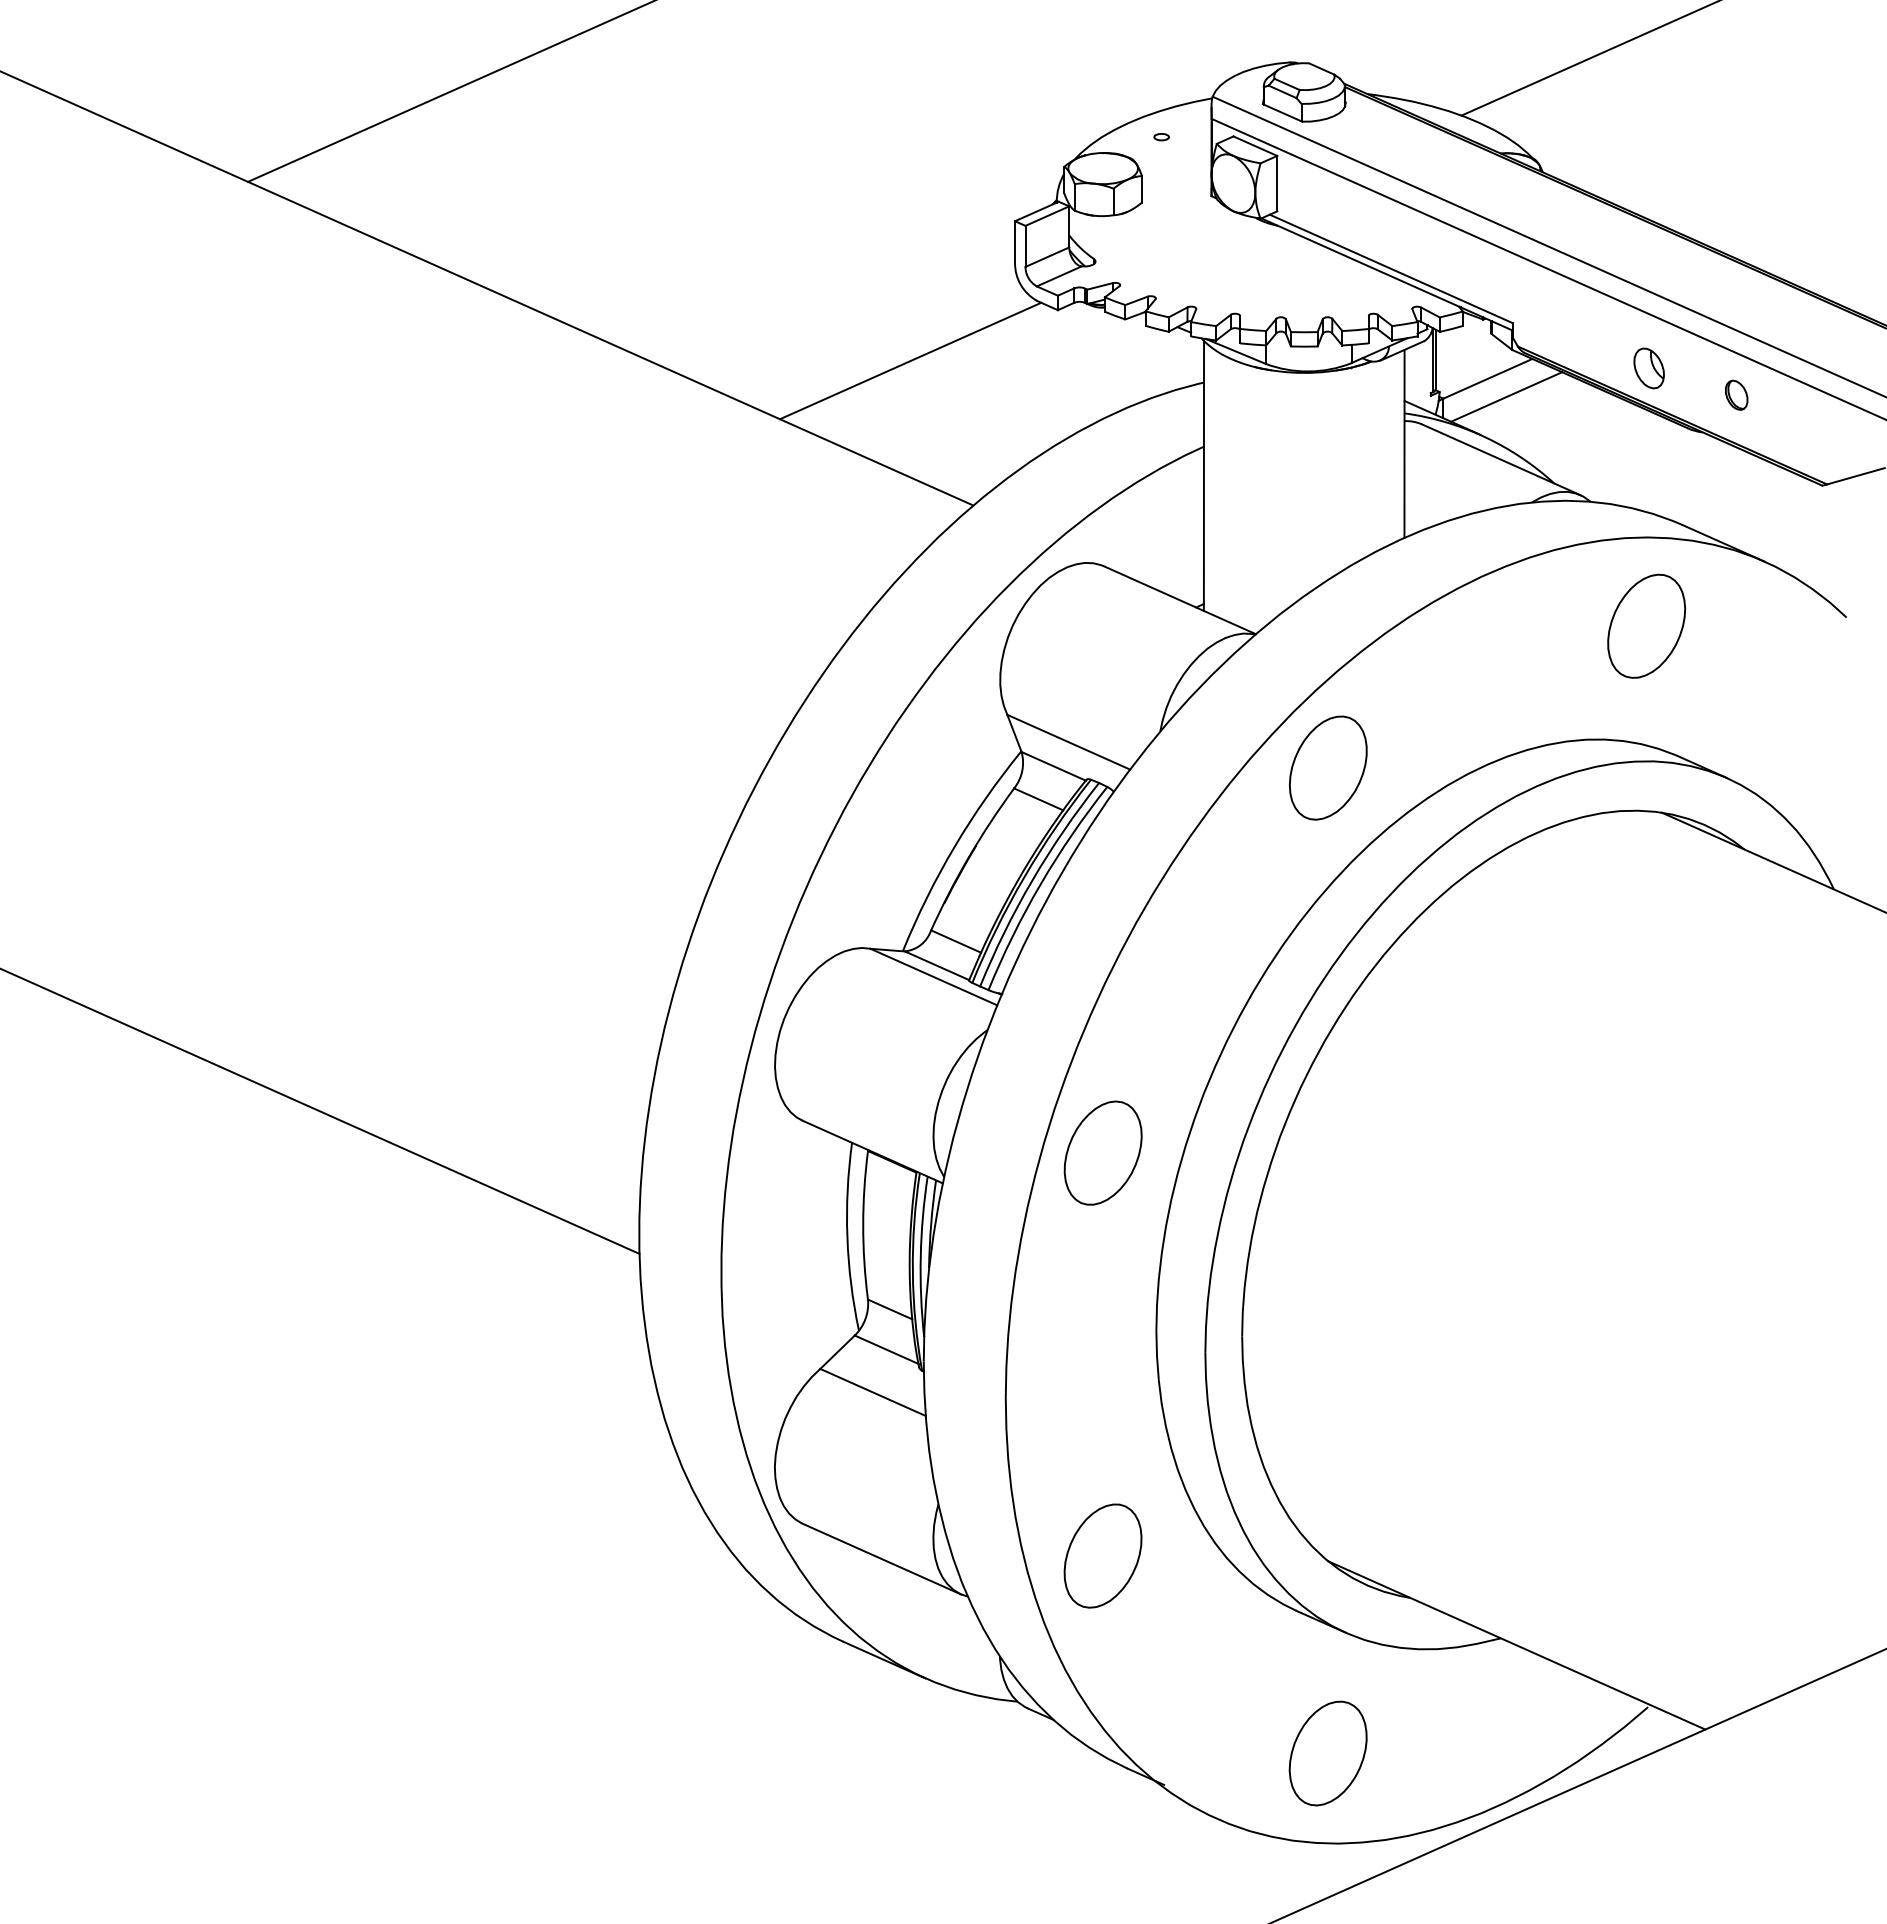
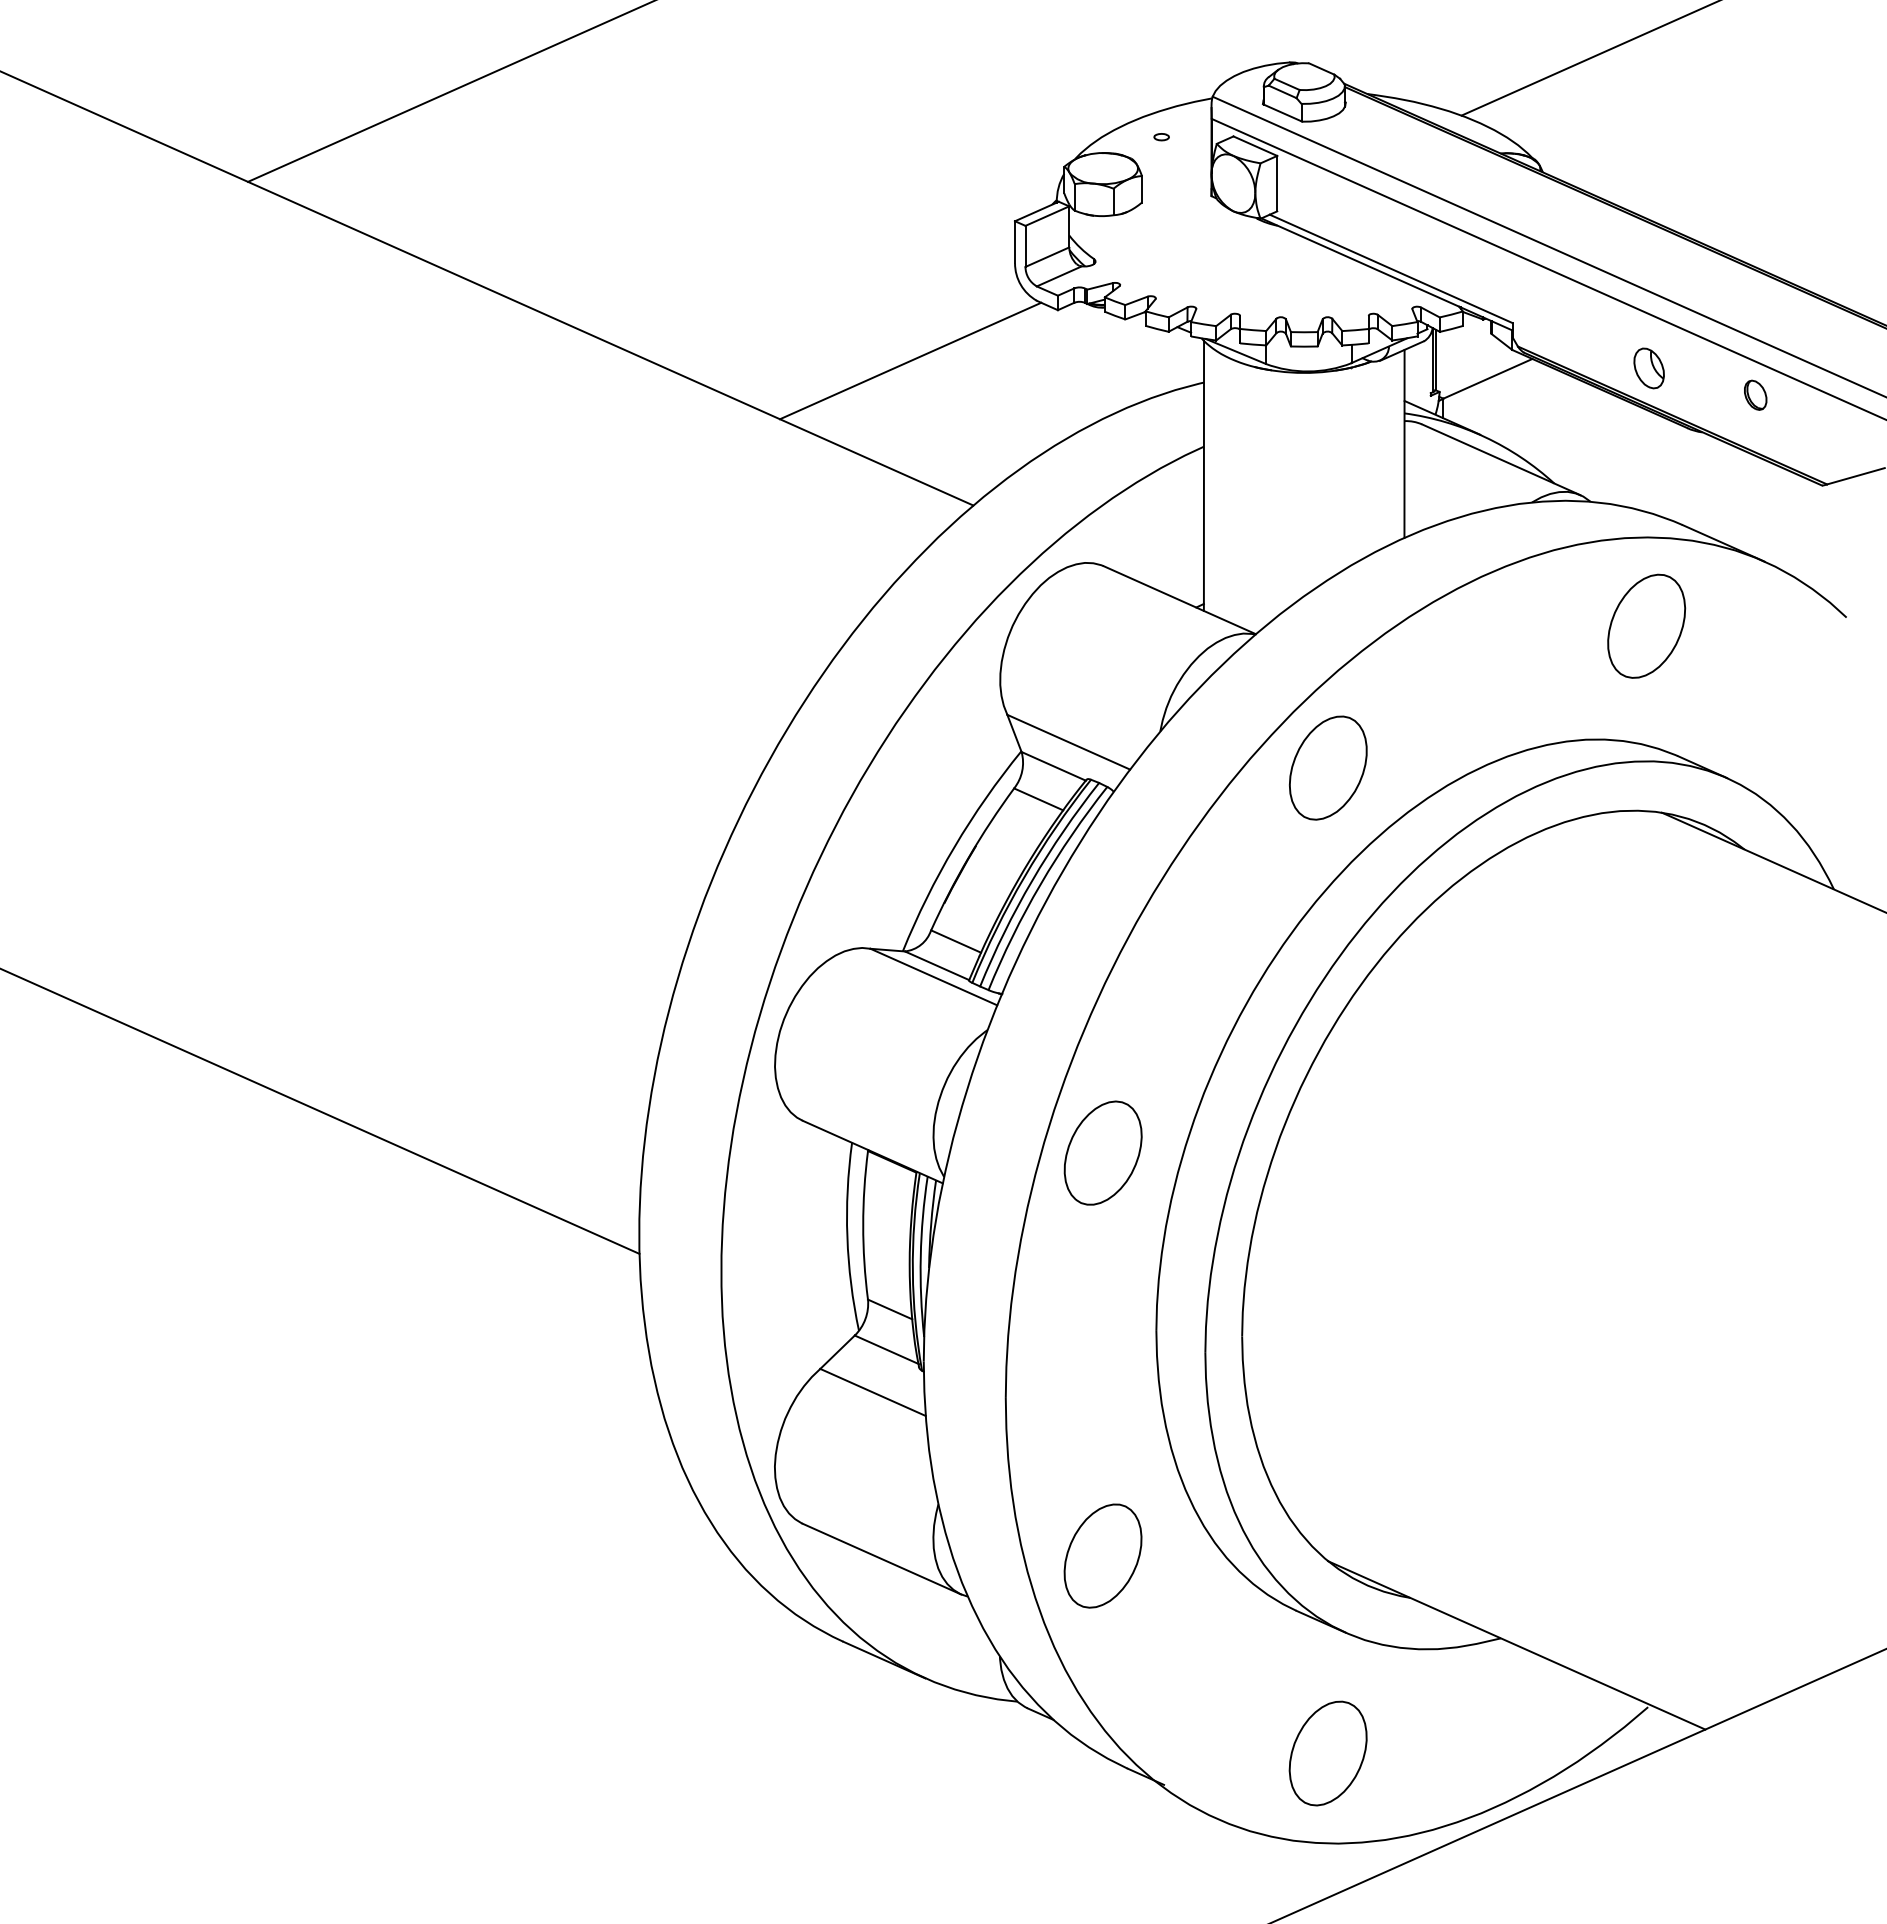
part position: (1736, 394) -> (1755, 394) (1755, 394)
line: present -> none (1506, 396)
